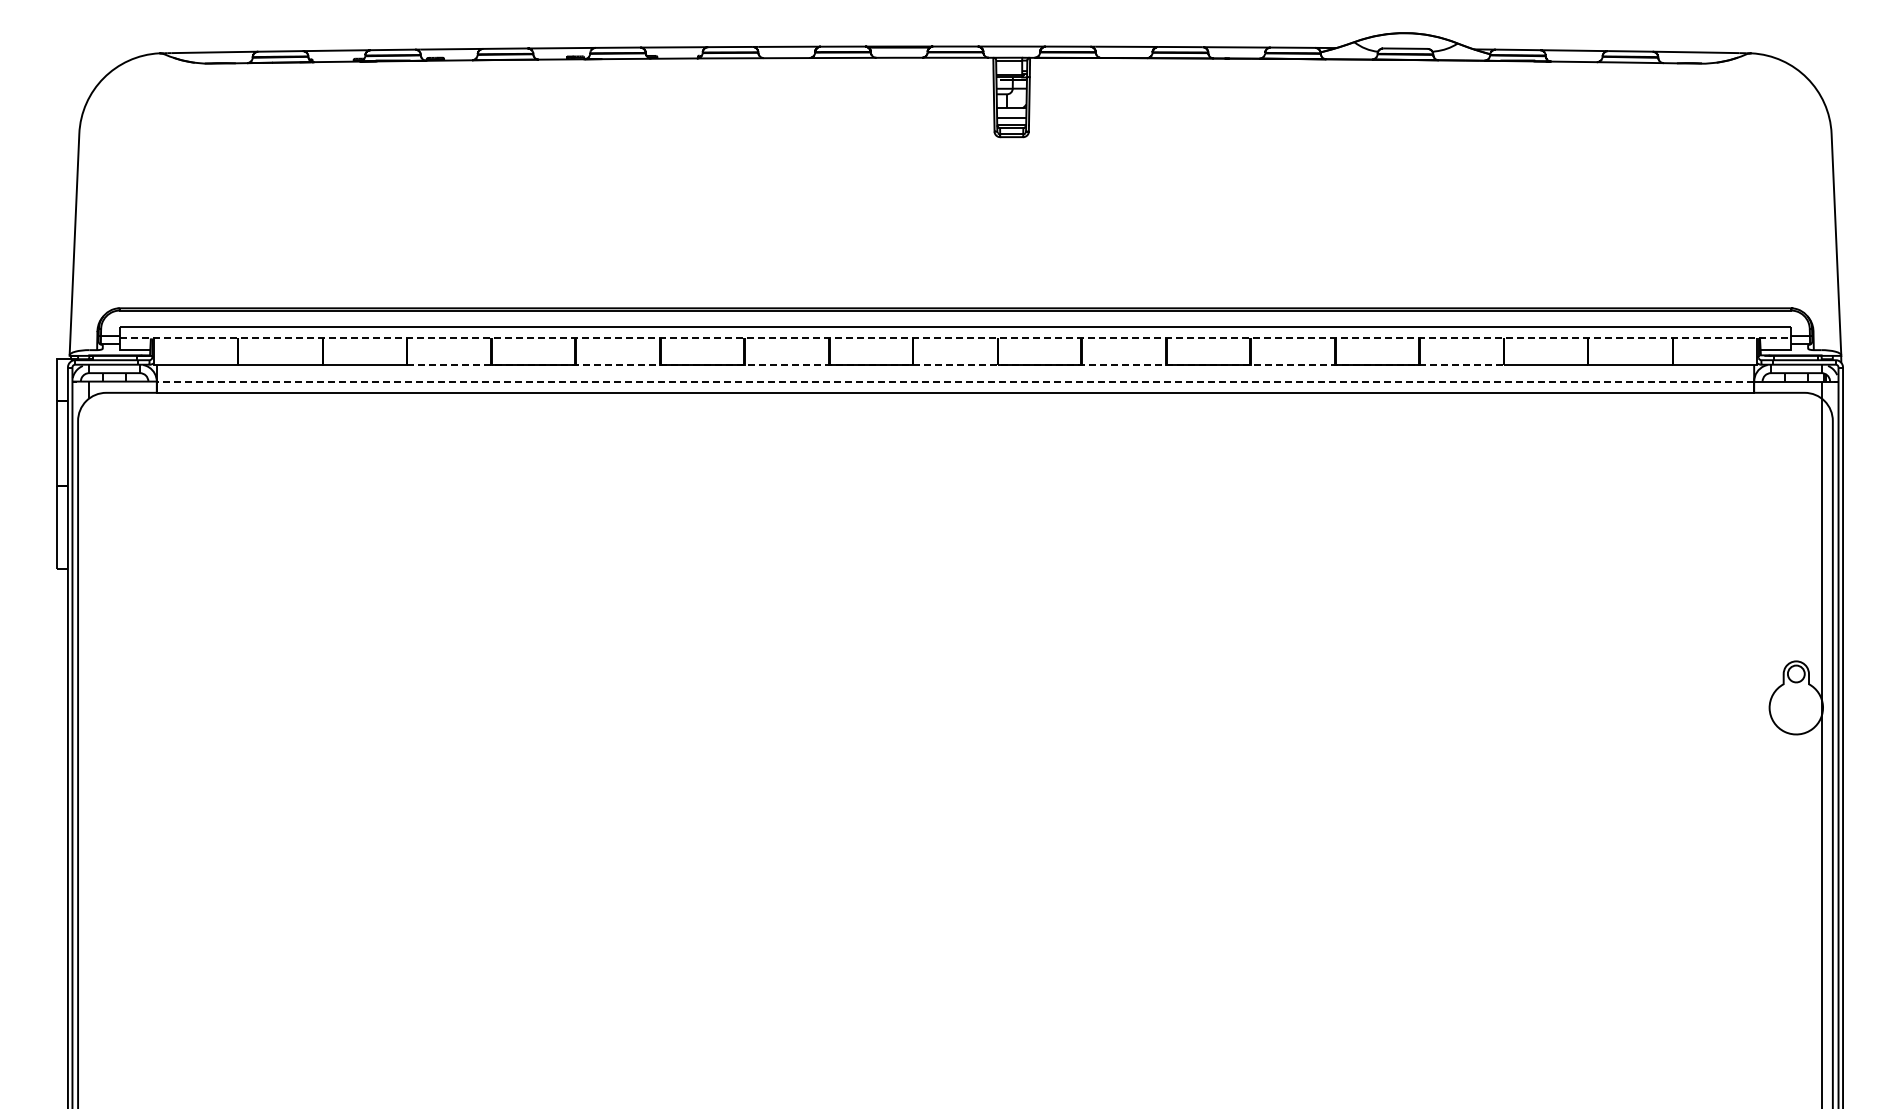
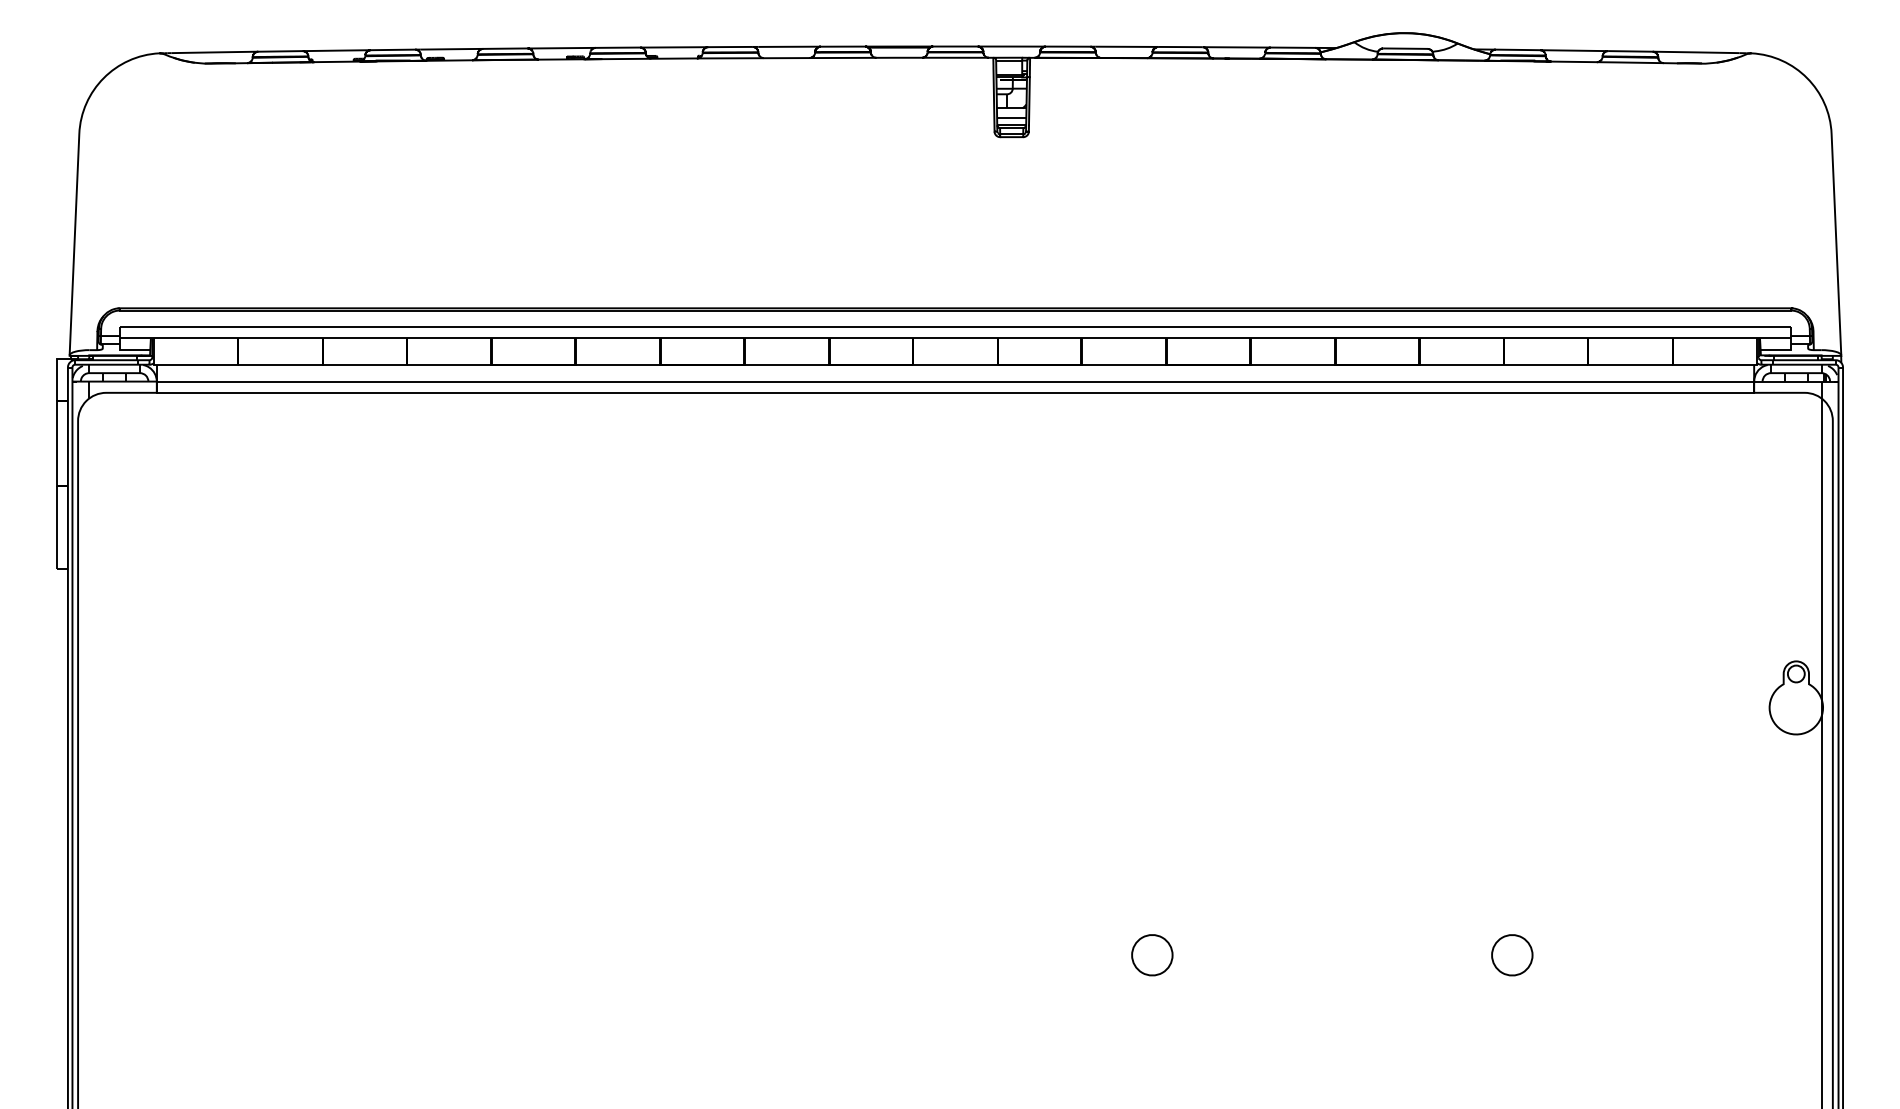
line: dashed -> solid (955, 338)
line: dashed -> solid (955, 364)
line: dashed -> solid (955, 381)
part: none -> present (1152, 955)
part: none -> present (1512, 955)
